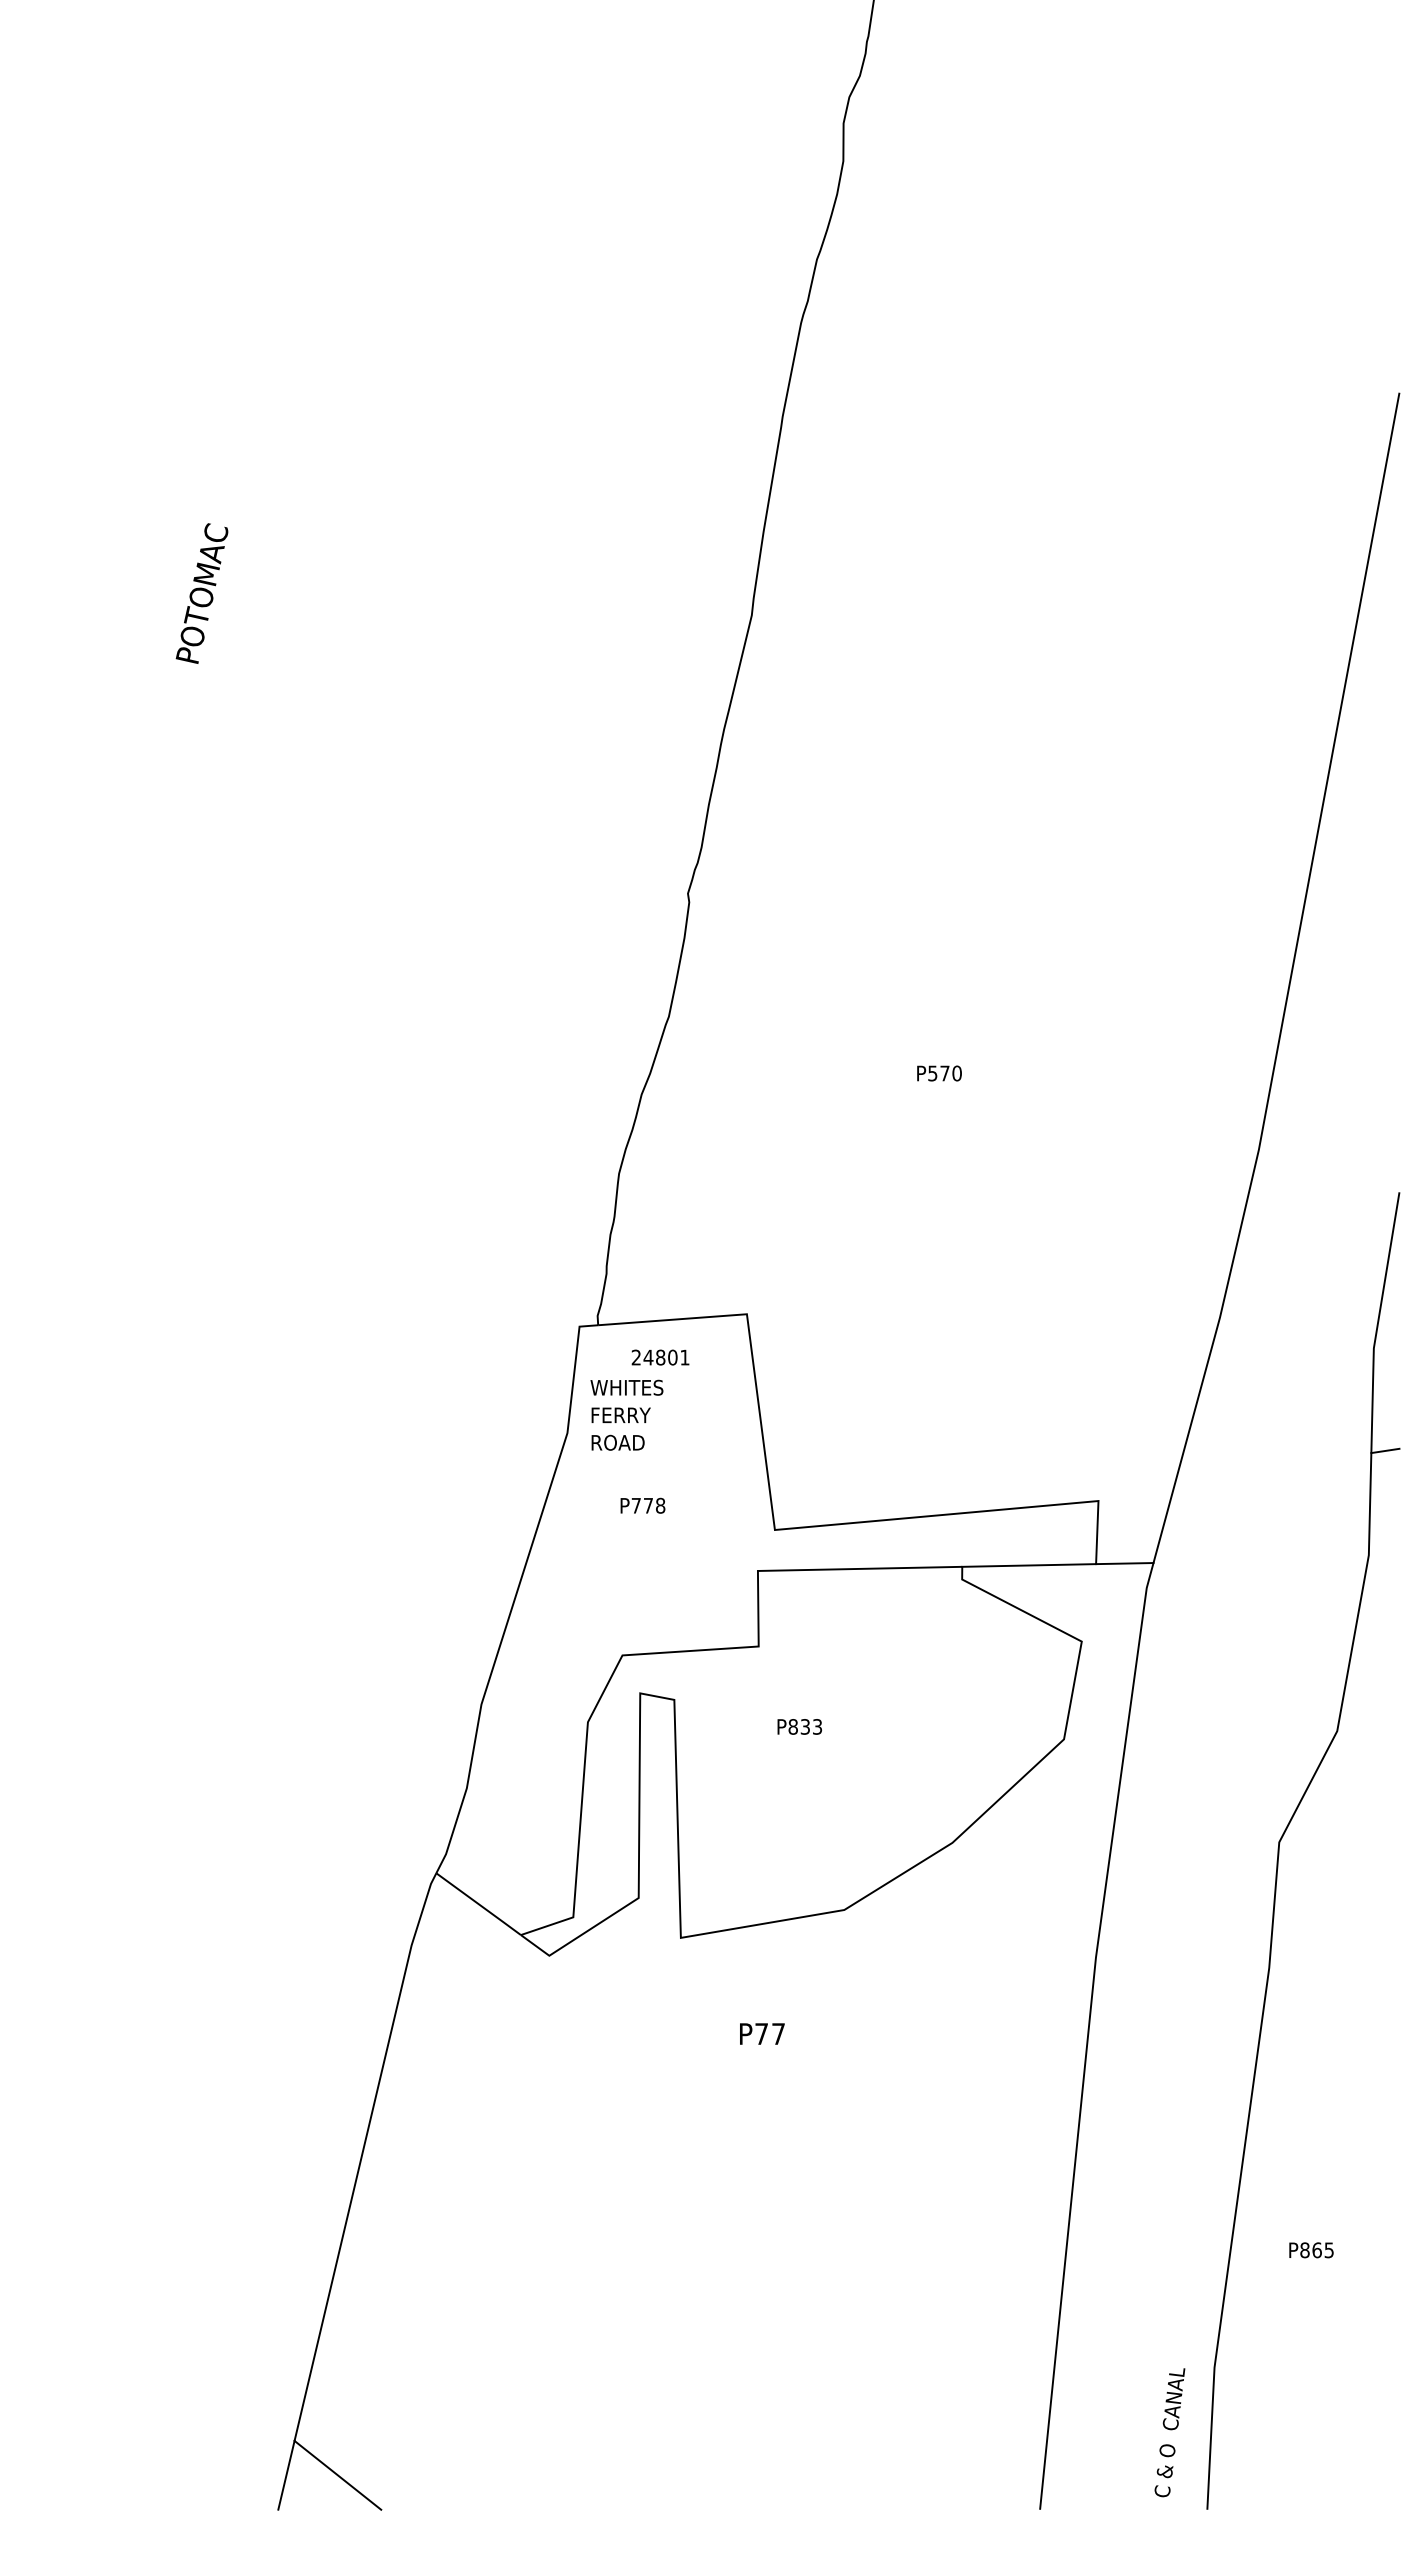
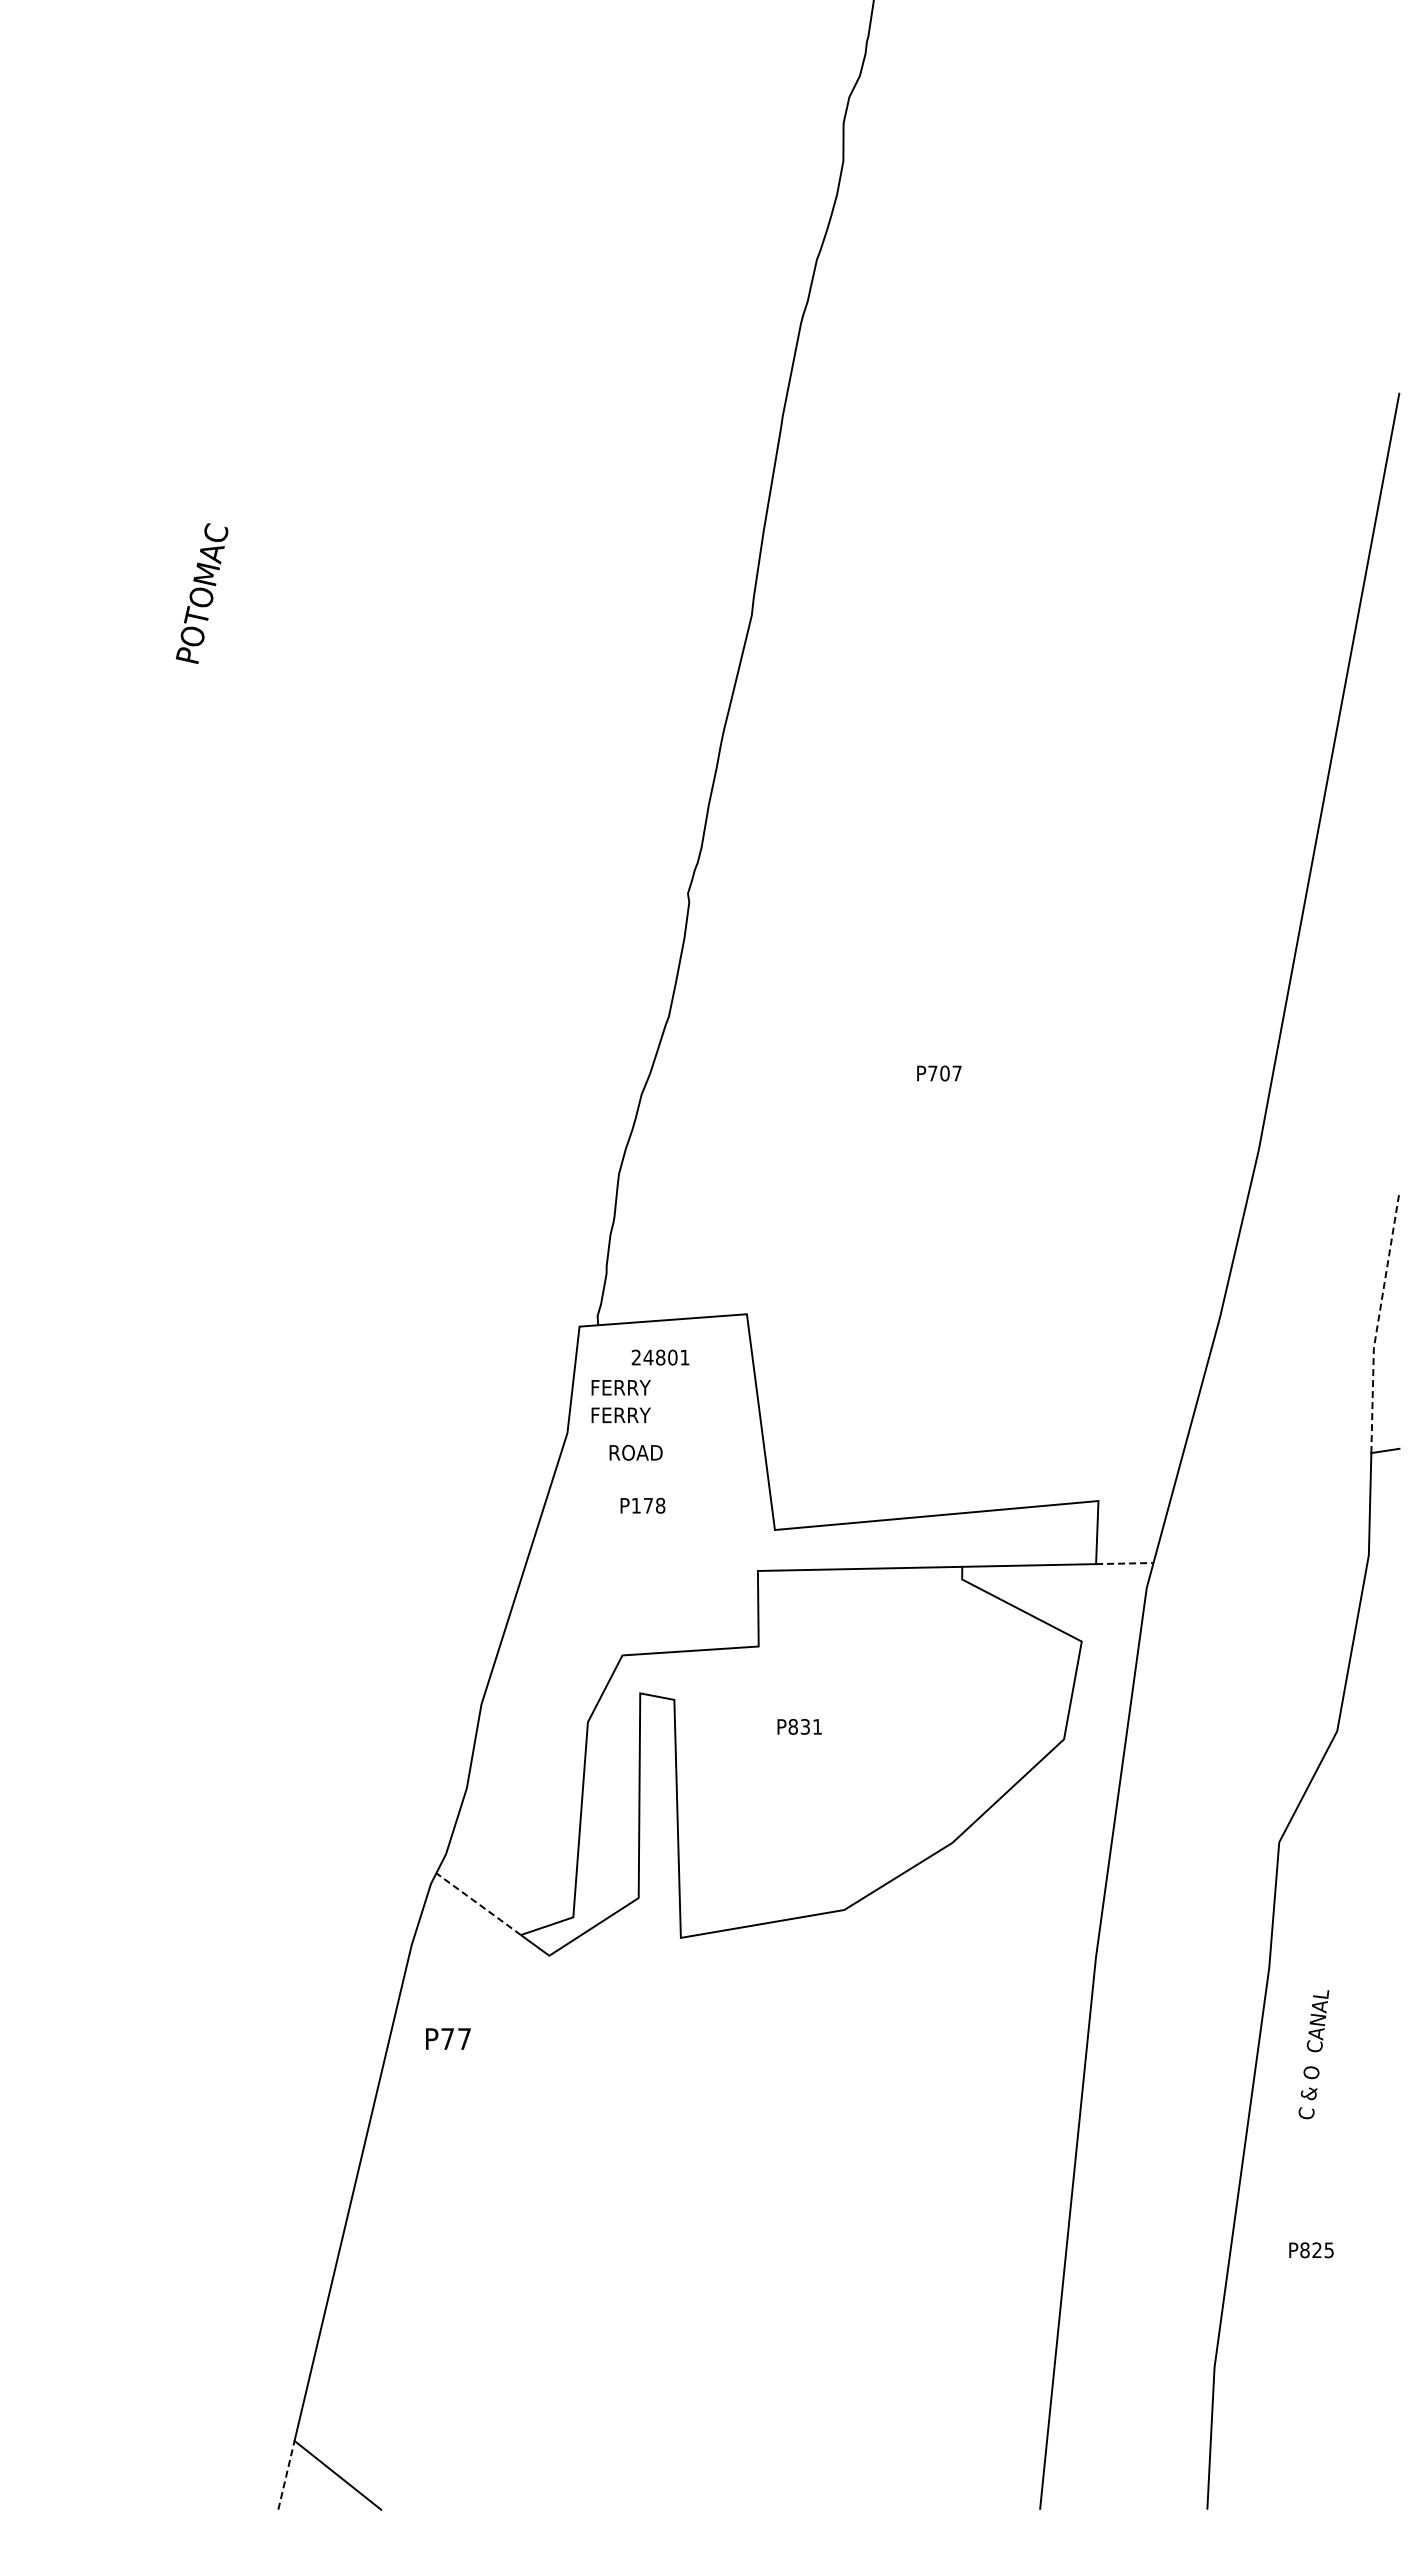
text: P570 -> P707 (944, 1073)
line: solid -> dashed (1378, 1321)
text: WHITES -> FERRY (626, 1387)
text position: (617, 1442) -> (635, 1452) (635, 1452)
text: P778 -> P178 (635, 1505)
line: solid -> dashed (1124, 1563)
text: P833 -> P831 (817, 1726)
line: solid -> dashed (478, 1904)
text position: (762, 2033) -> (448, 2038) (448, 2038)
text: P865 -> P825 (1316, 2250)
text position: (1169, 2432) -> (1313, 2054) (1313, 2054)
line: solid -> dashed (286, 2474)
